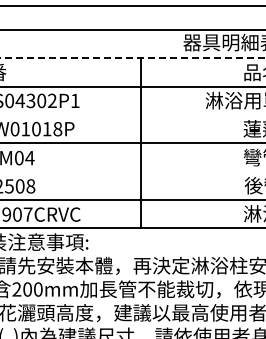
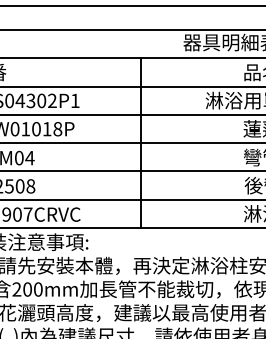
line: dashed -> solid (133, 58)
line: none -> present (132, 114)
line: none -> present (132, 171)
